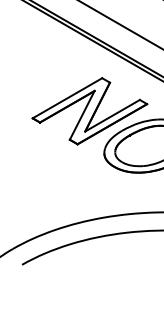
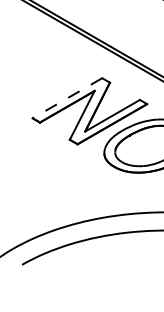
line: present -> none (120, 25)
line: solid -> dashed (67, 98)
